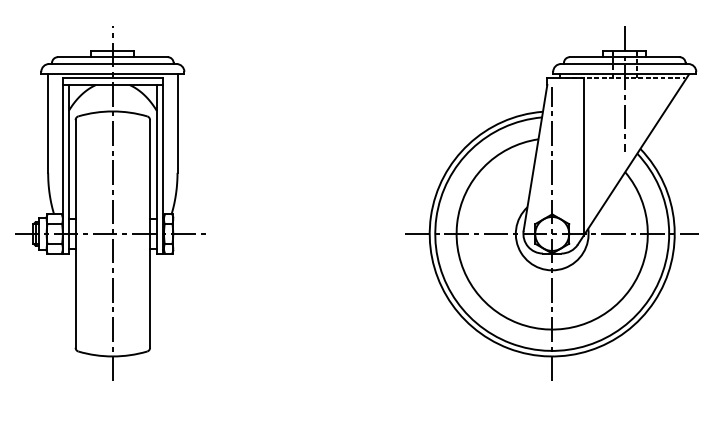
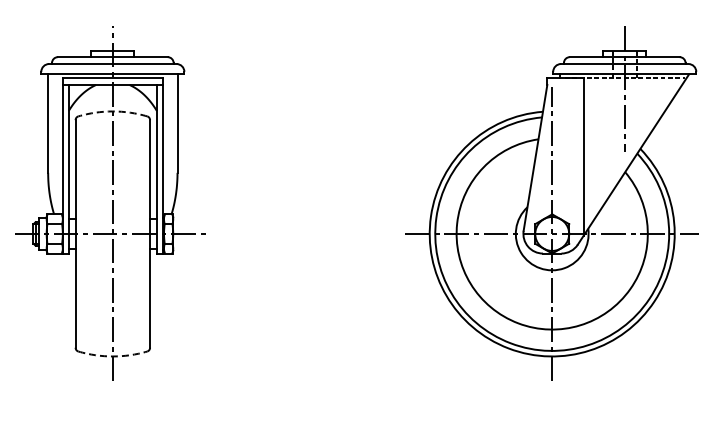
arc: solid -> dashed (112, 111)
arc: solid -> dashed (112, 356)
